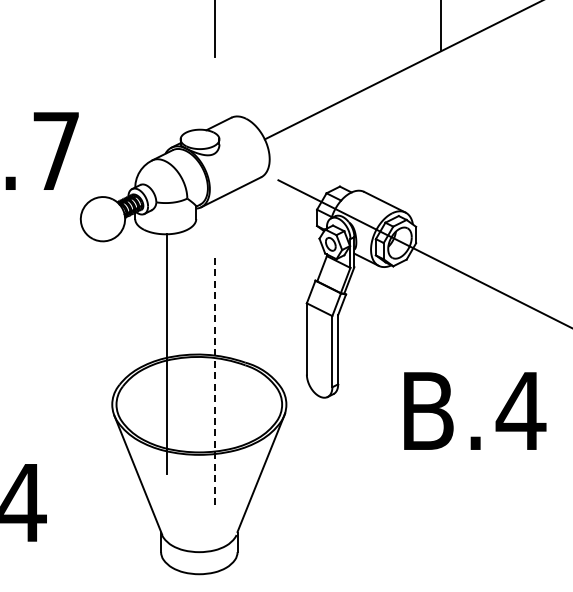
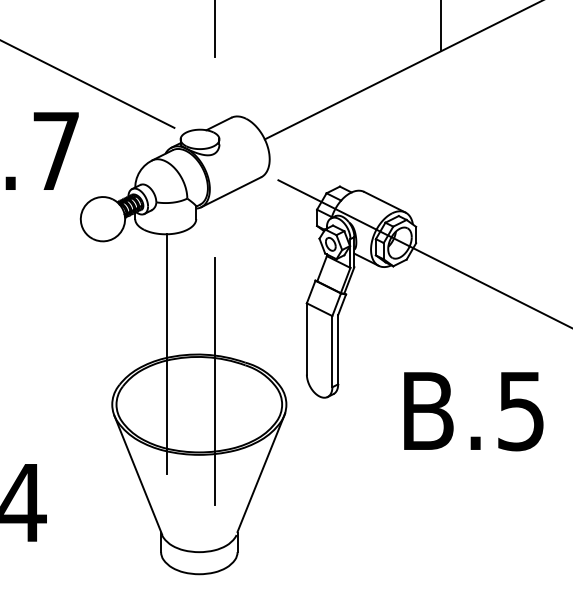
line: none -> present (88, 84)
line: dashed -> solid (215, 381)
text: B.4 -> B.5 (520, 411)
